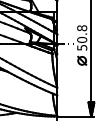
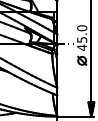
text: 50.8 -> 45.0 (82, 37)
